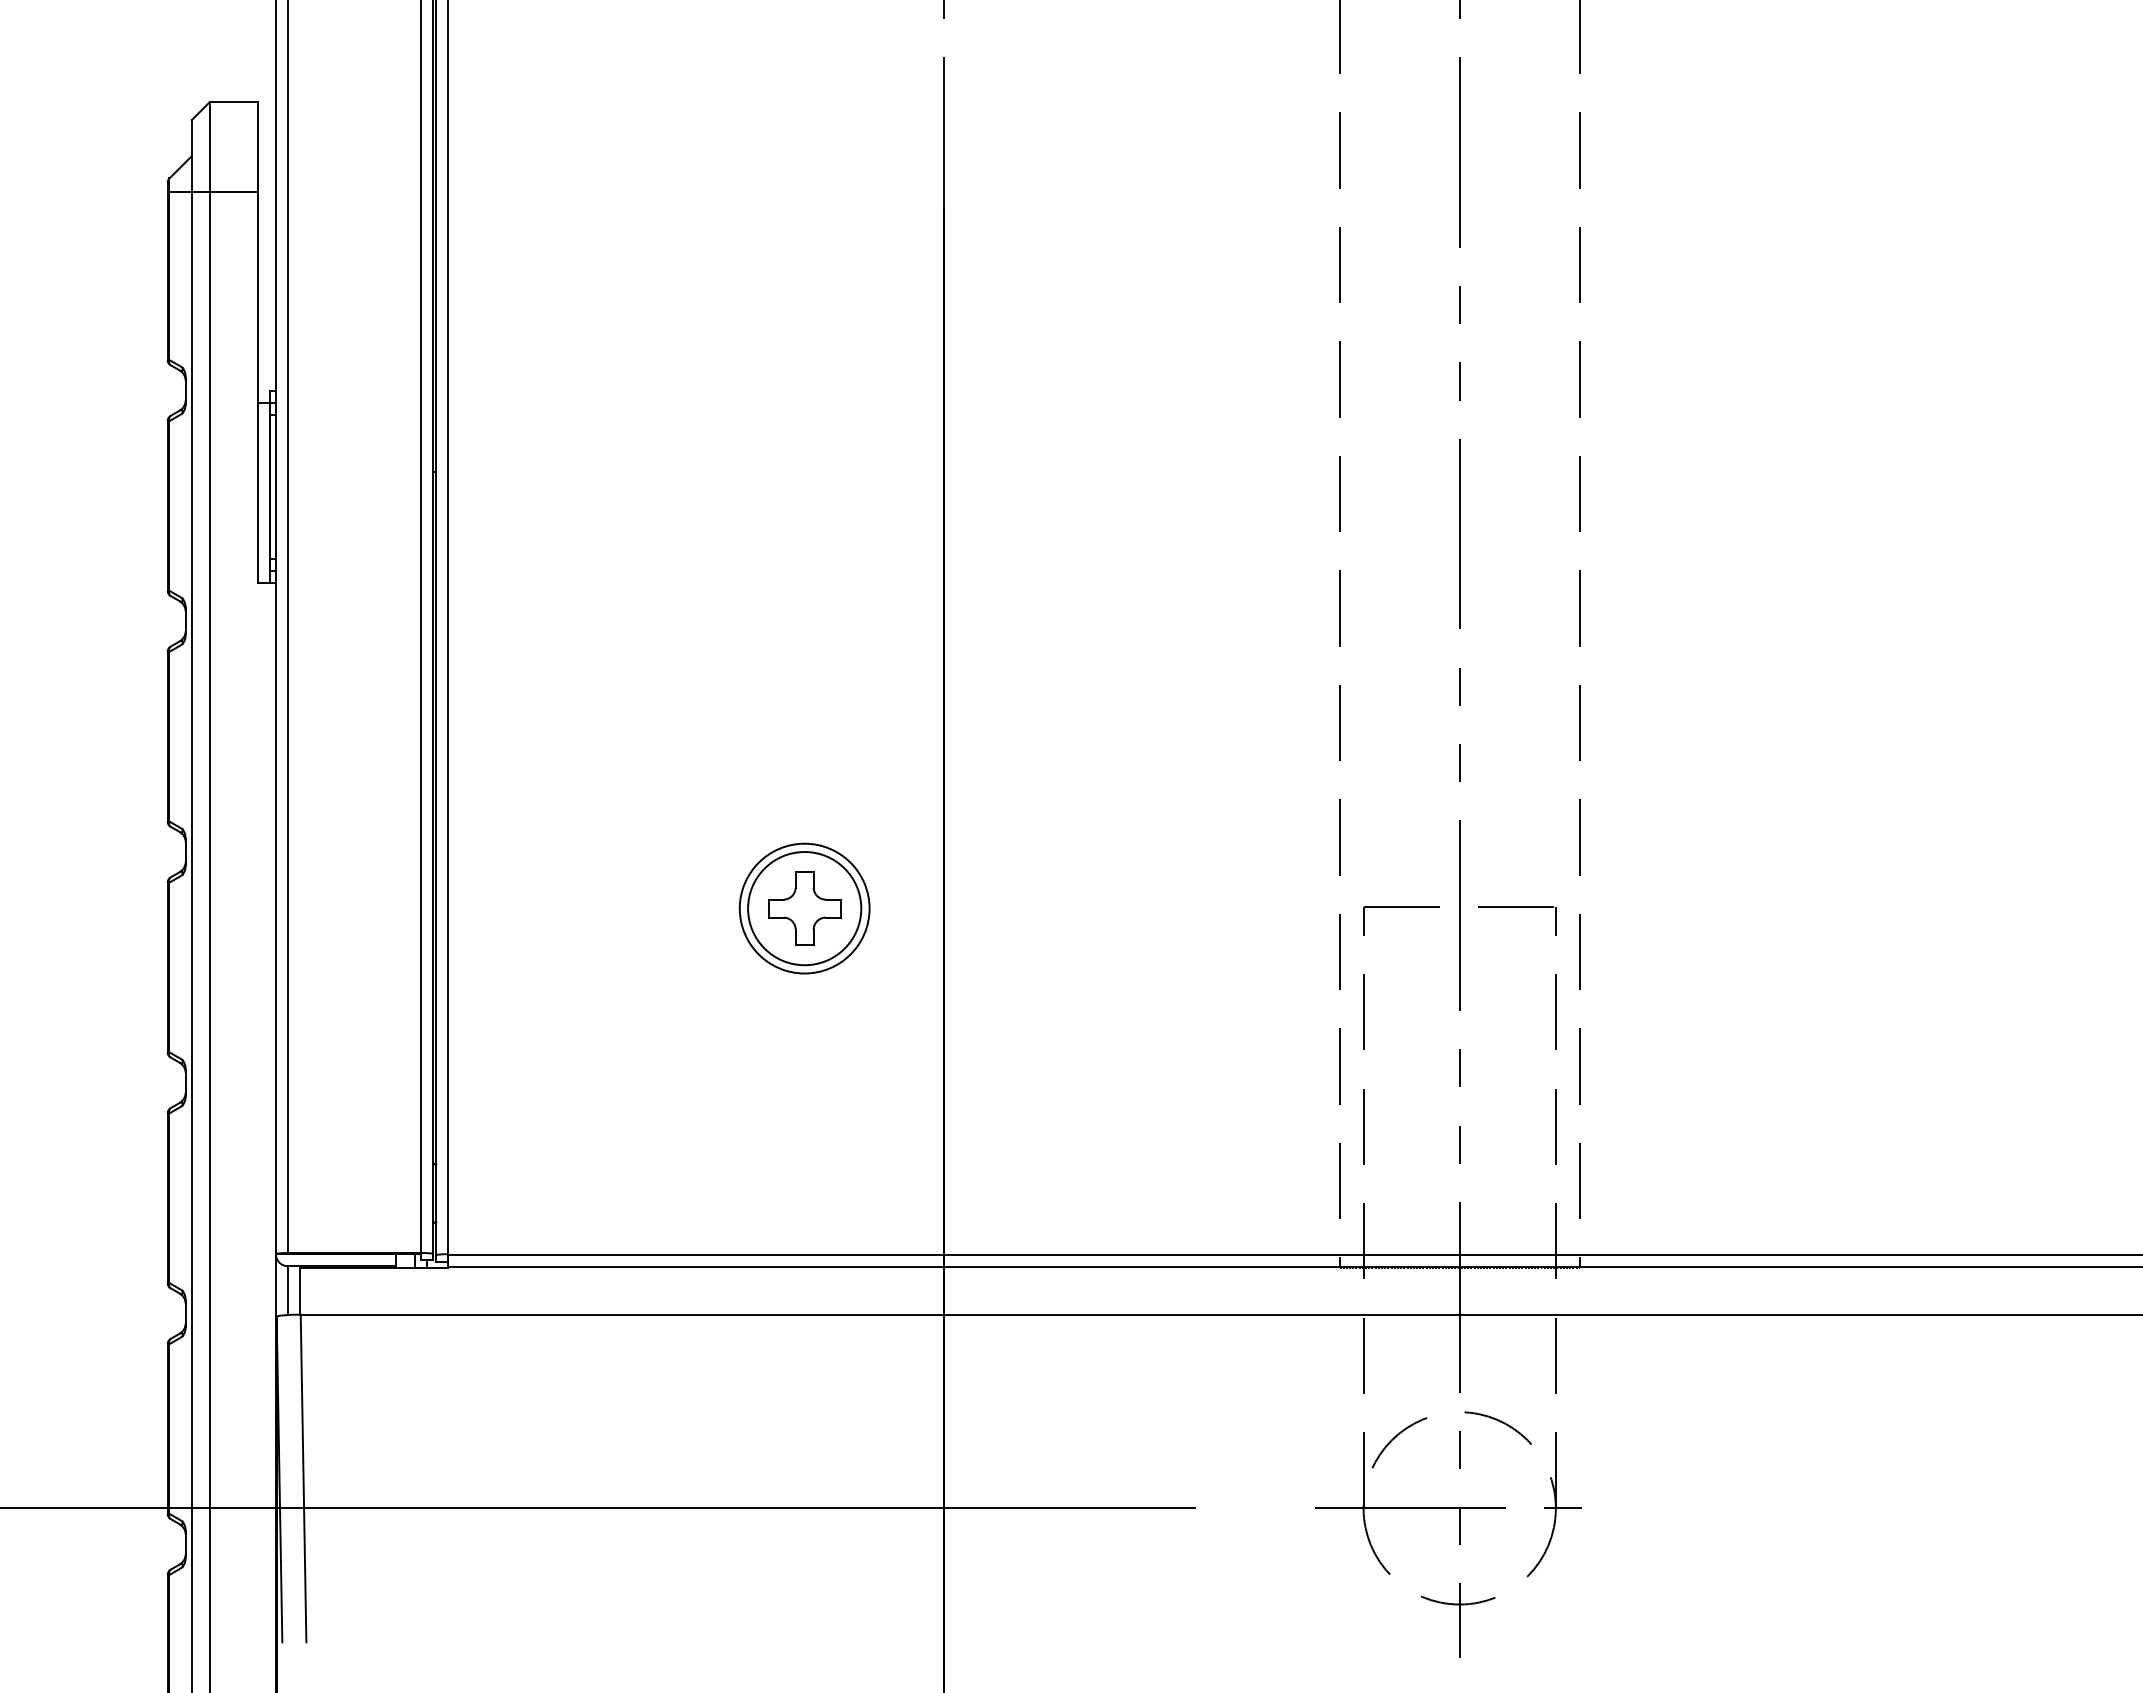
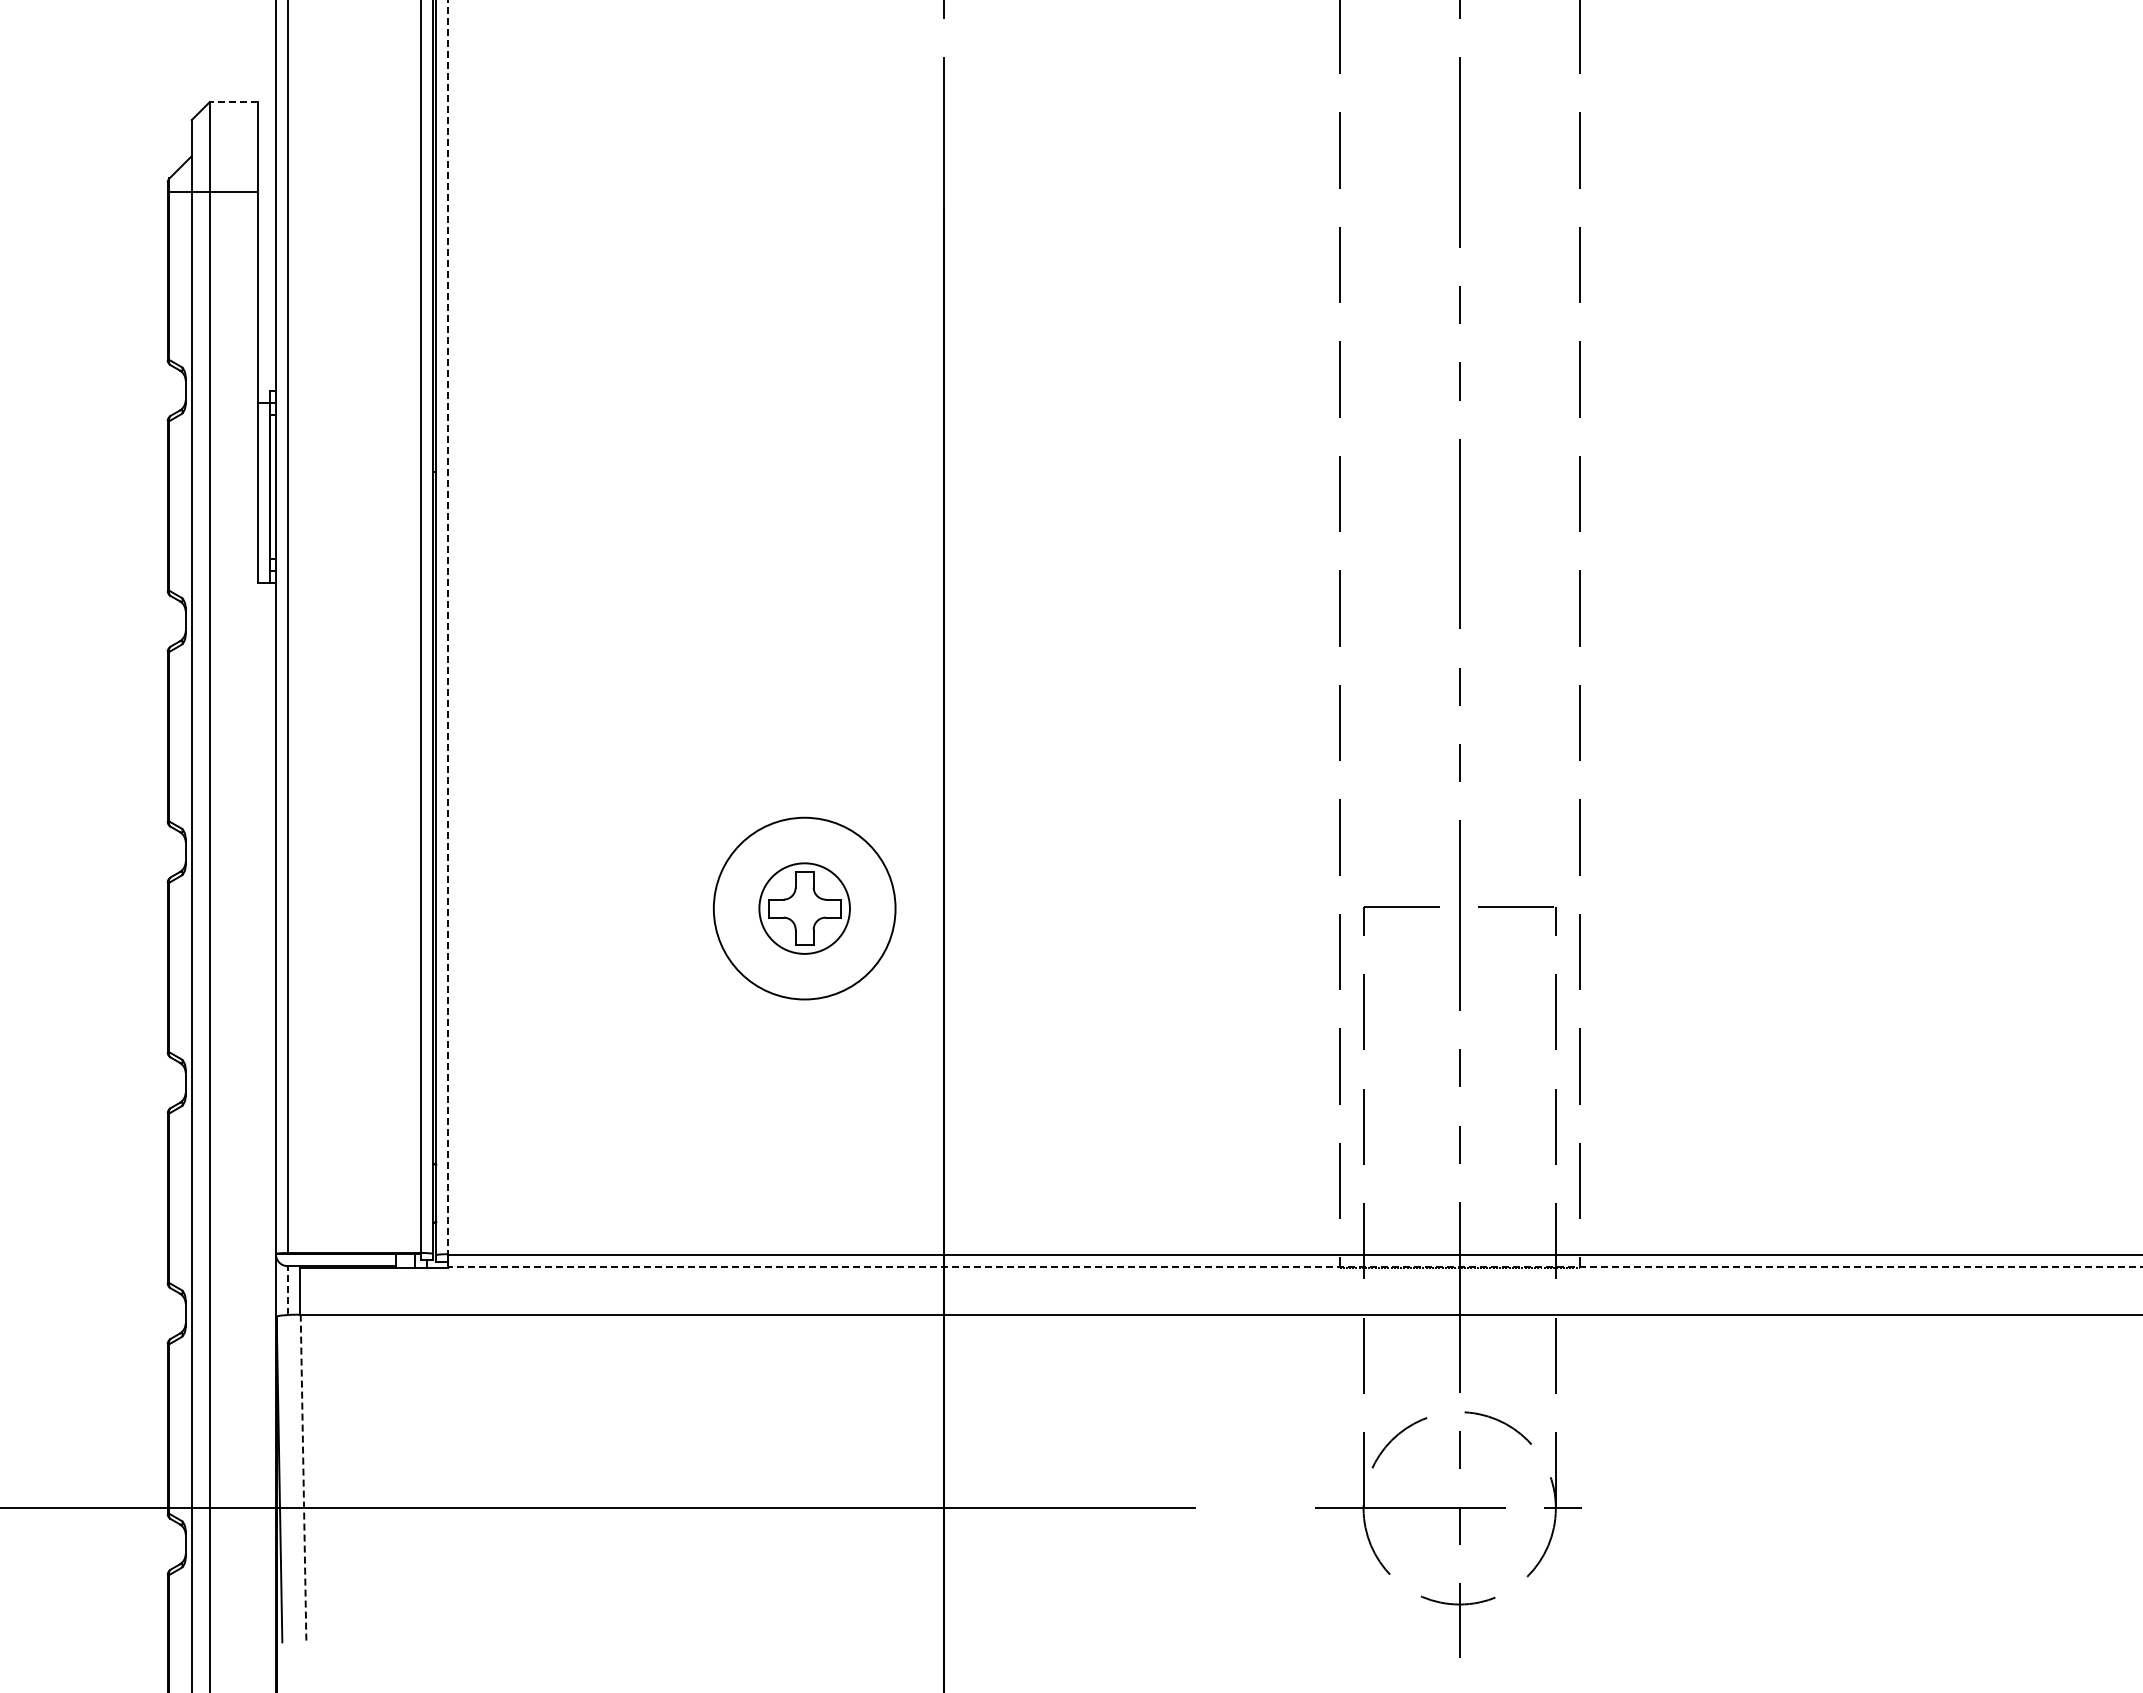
line: solid -> dashed (233, 102)
line: solid -> dashed (448, 627)
circle diameter: 113 px -> 91 px (804, 908)
circle diameter: 130 px -> 182 px (804, 908)
line: solid -> dashed (1295, 1267)
line: solid -> dashed (287, 1290)
line: solid -> dashed (303, 1478)
